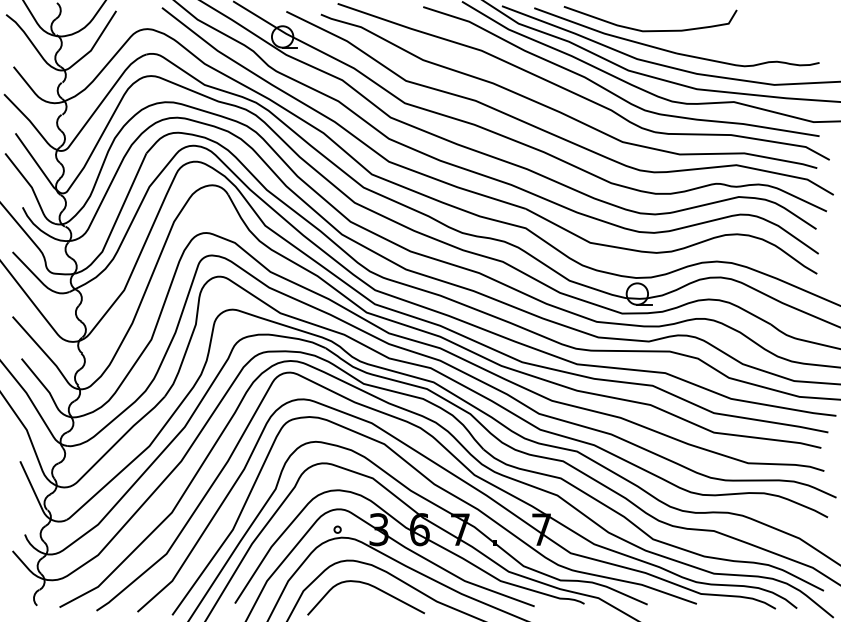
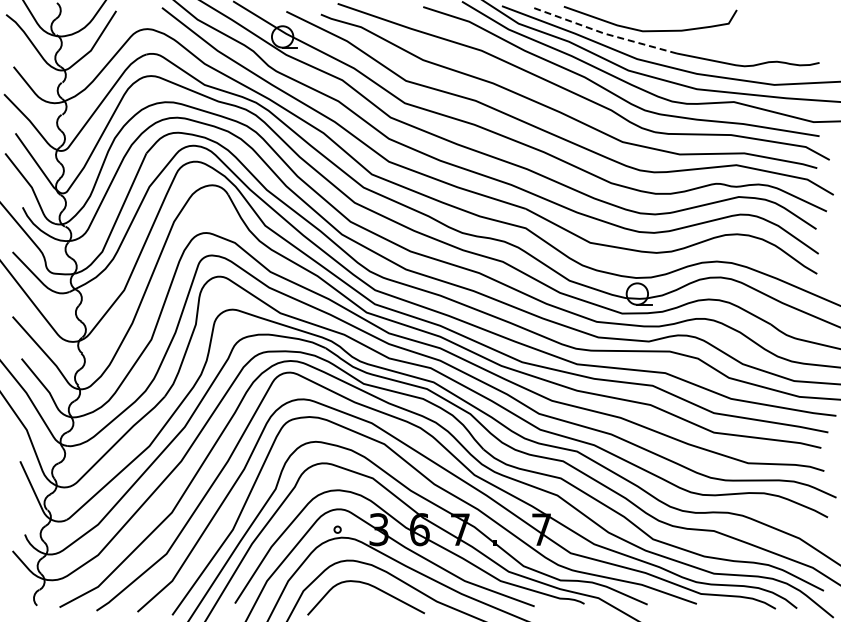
line: solid -> dashed (604, 33)
